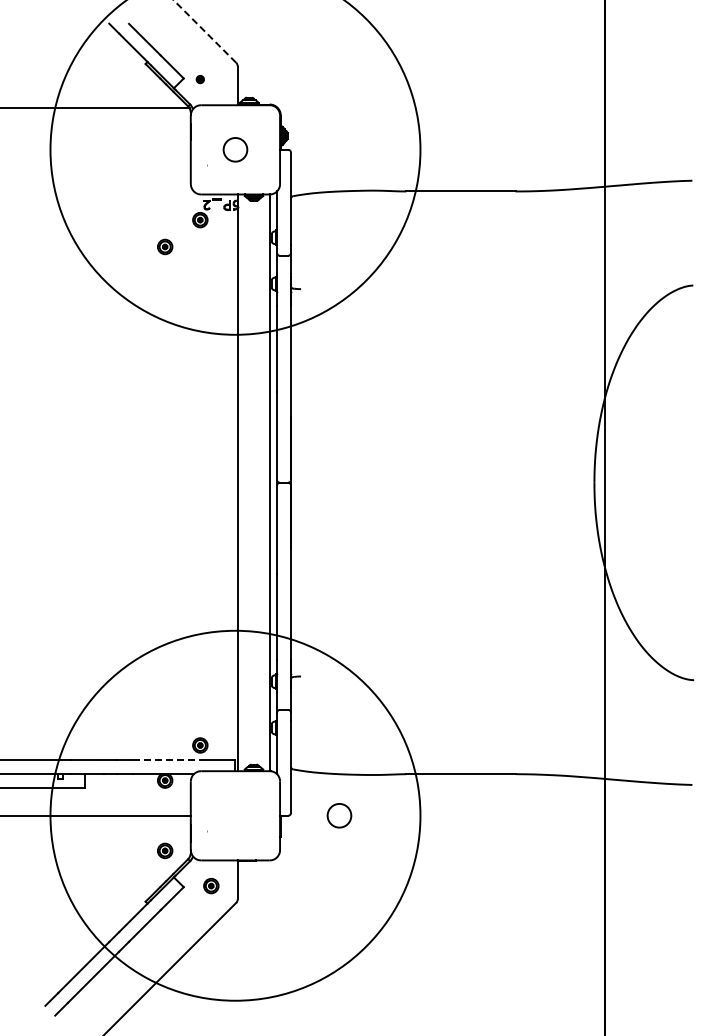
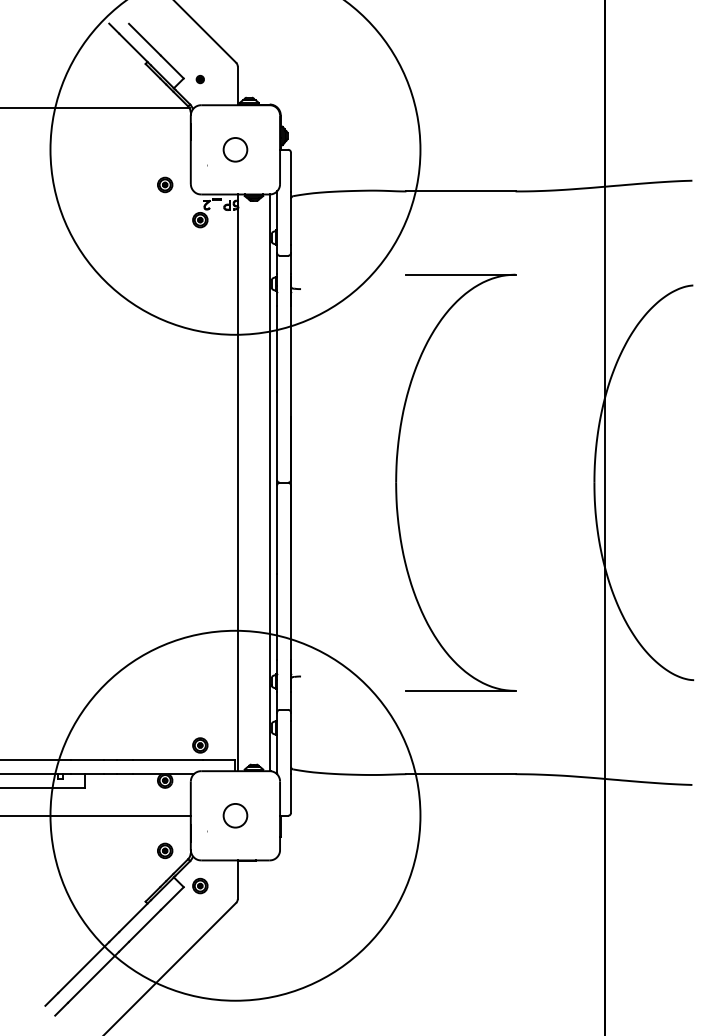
line: dashed -> solid (205, 31)
part position: (165, 246) -> (165, 184) (165, 184)
part: none -> present (397, 481)
line: dashed -> solid (168, 760)
circle position: (339, 815) -> (235, 815) (235, 815)
part position: (211, 885) -> (200, 885) (200, 885)
